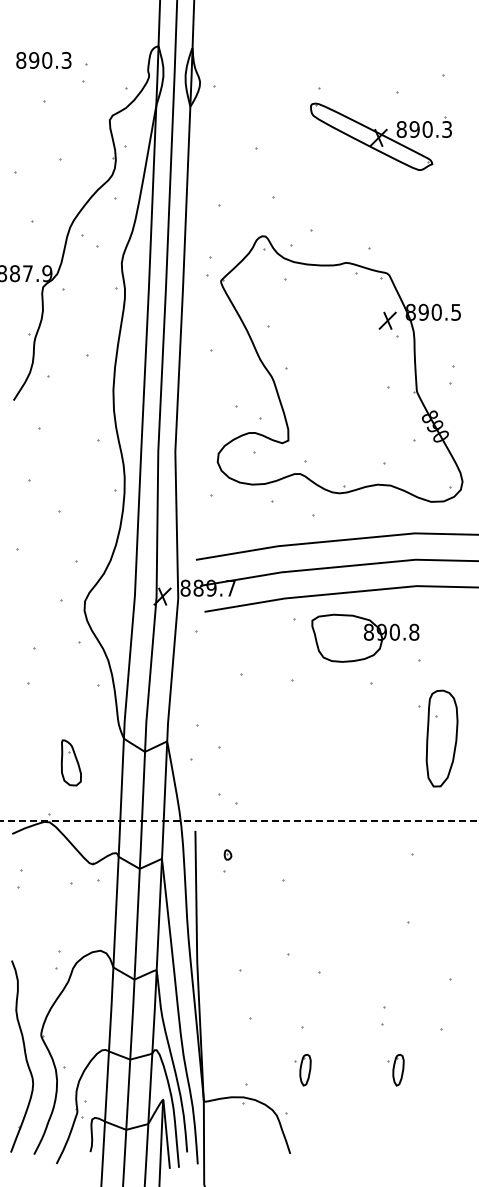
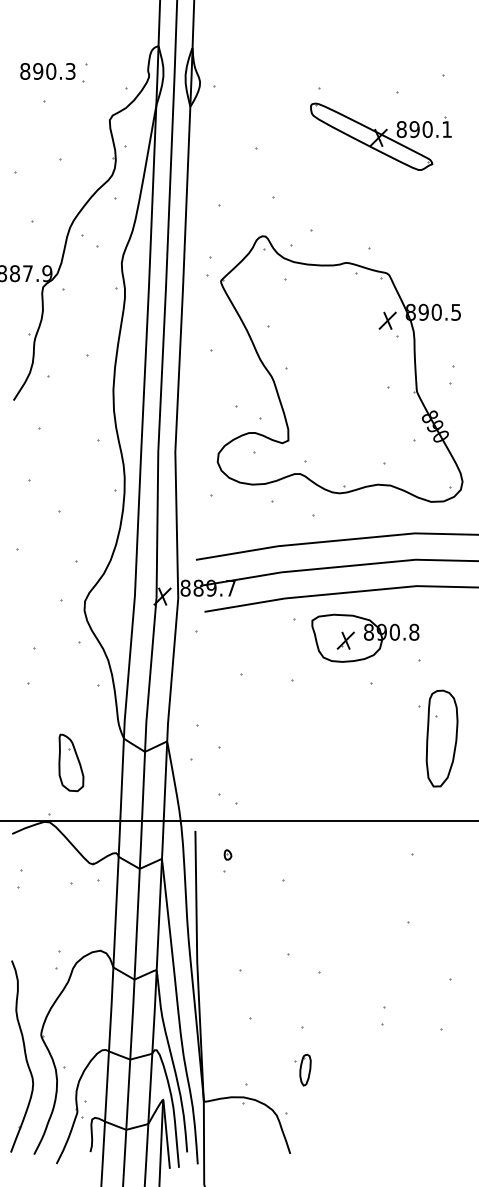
text position: (43, 60) -> (47, 71) (47, 71)
text: 890.3 -> 890.1 (446, 129)
part: none -> present (345, 640)
part size: 22x48 px -> 27x60 px (71, 762)
line: dashed -> solid (239, 820)
part: present -> none (395, 1069)
